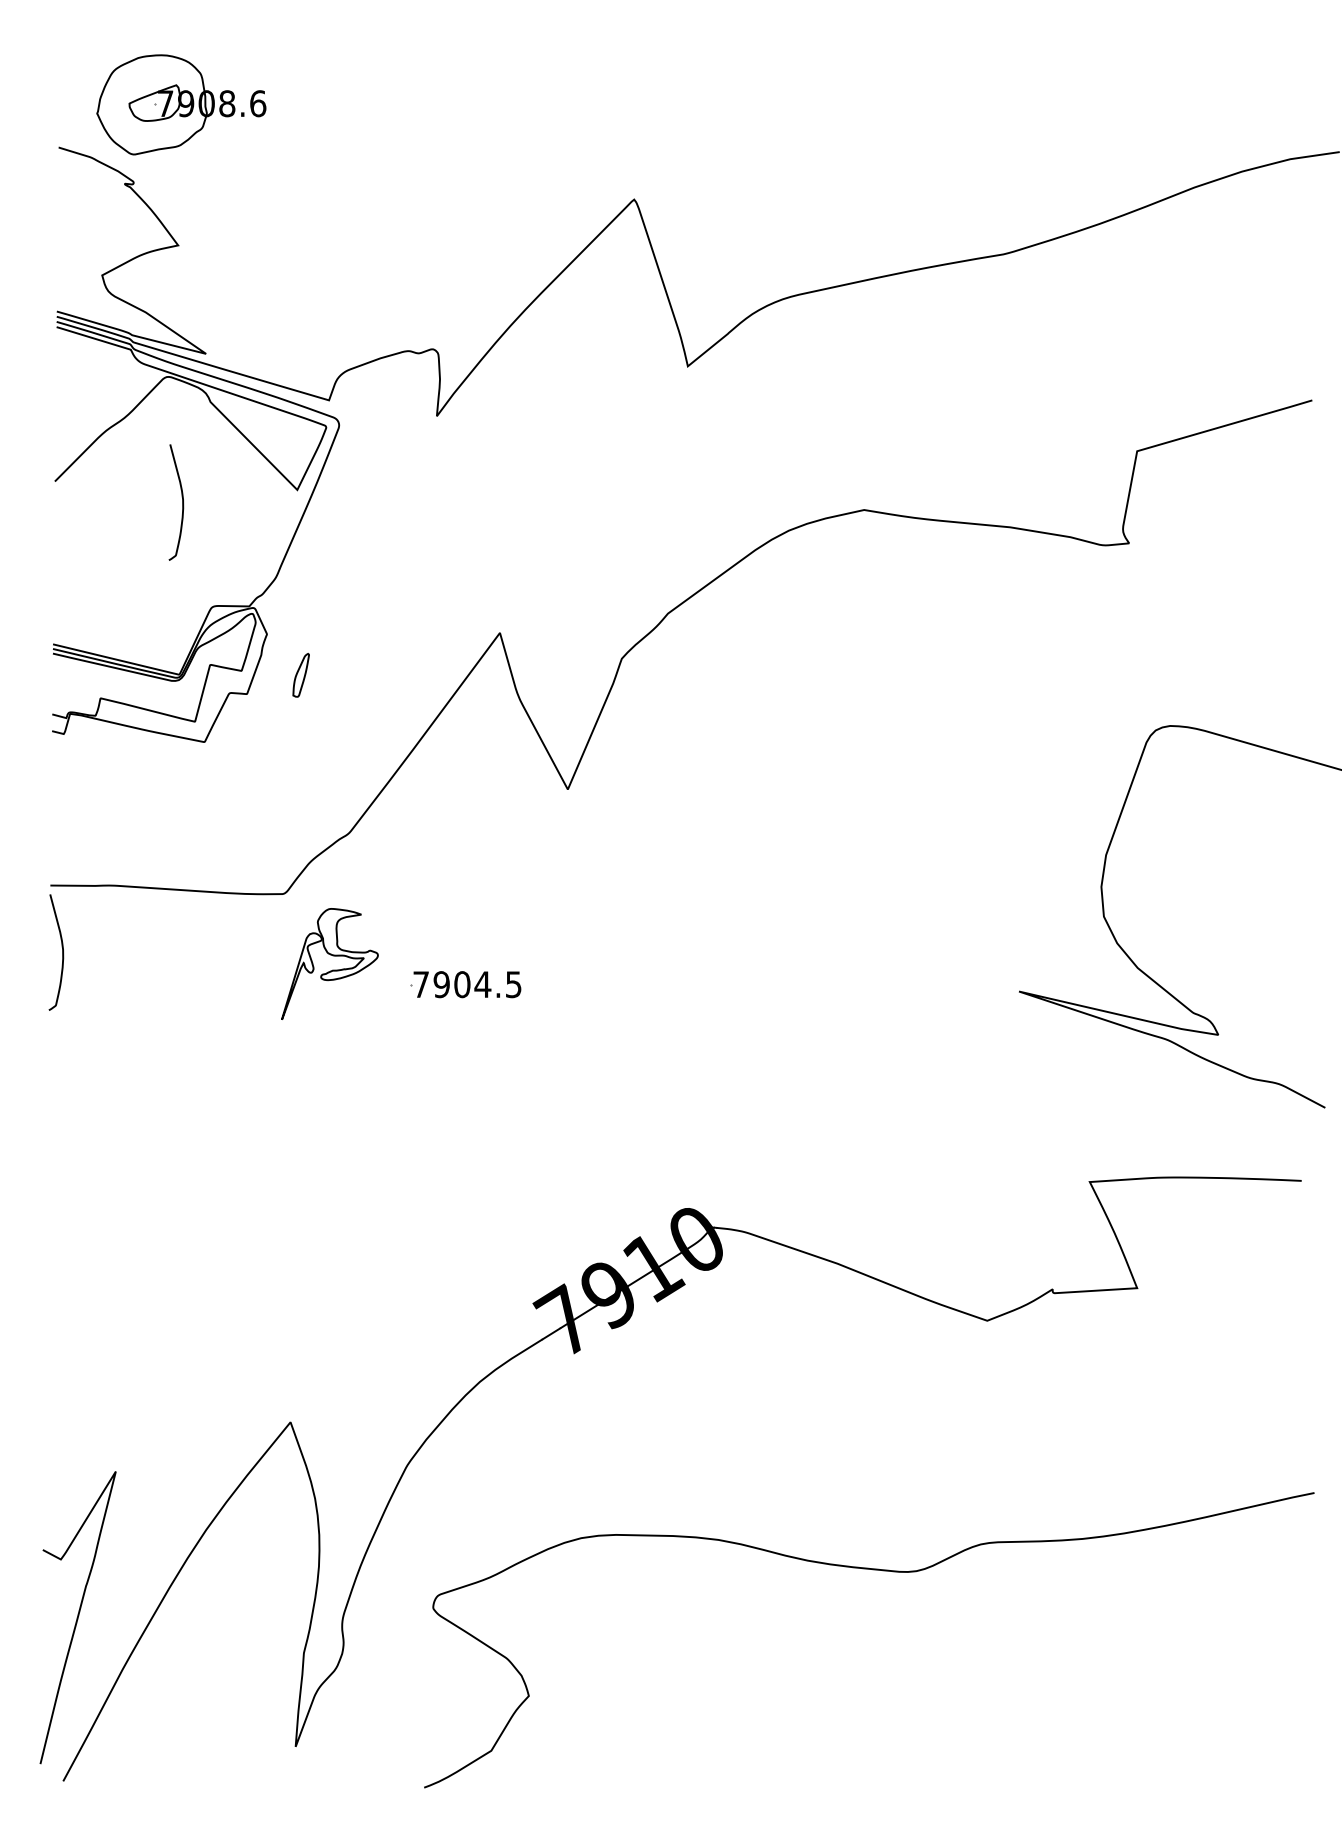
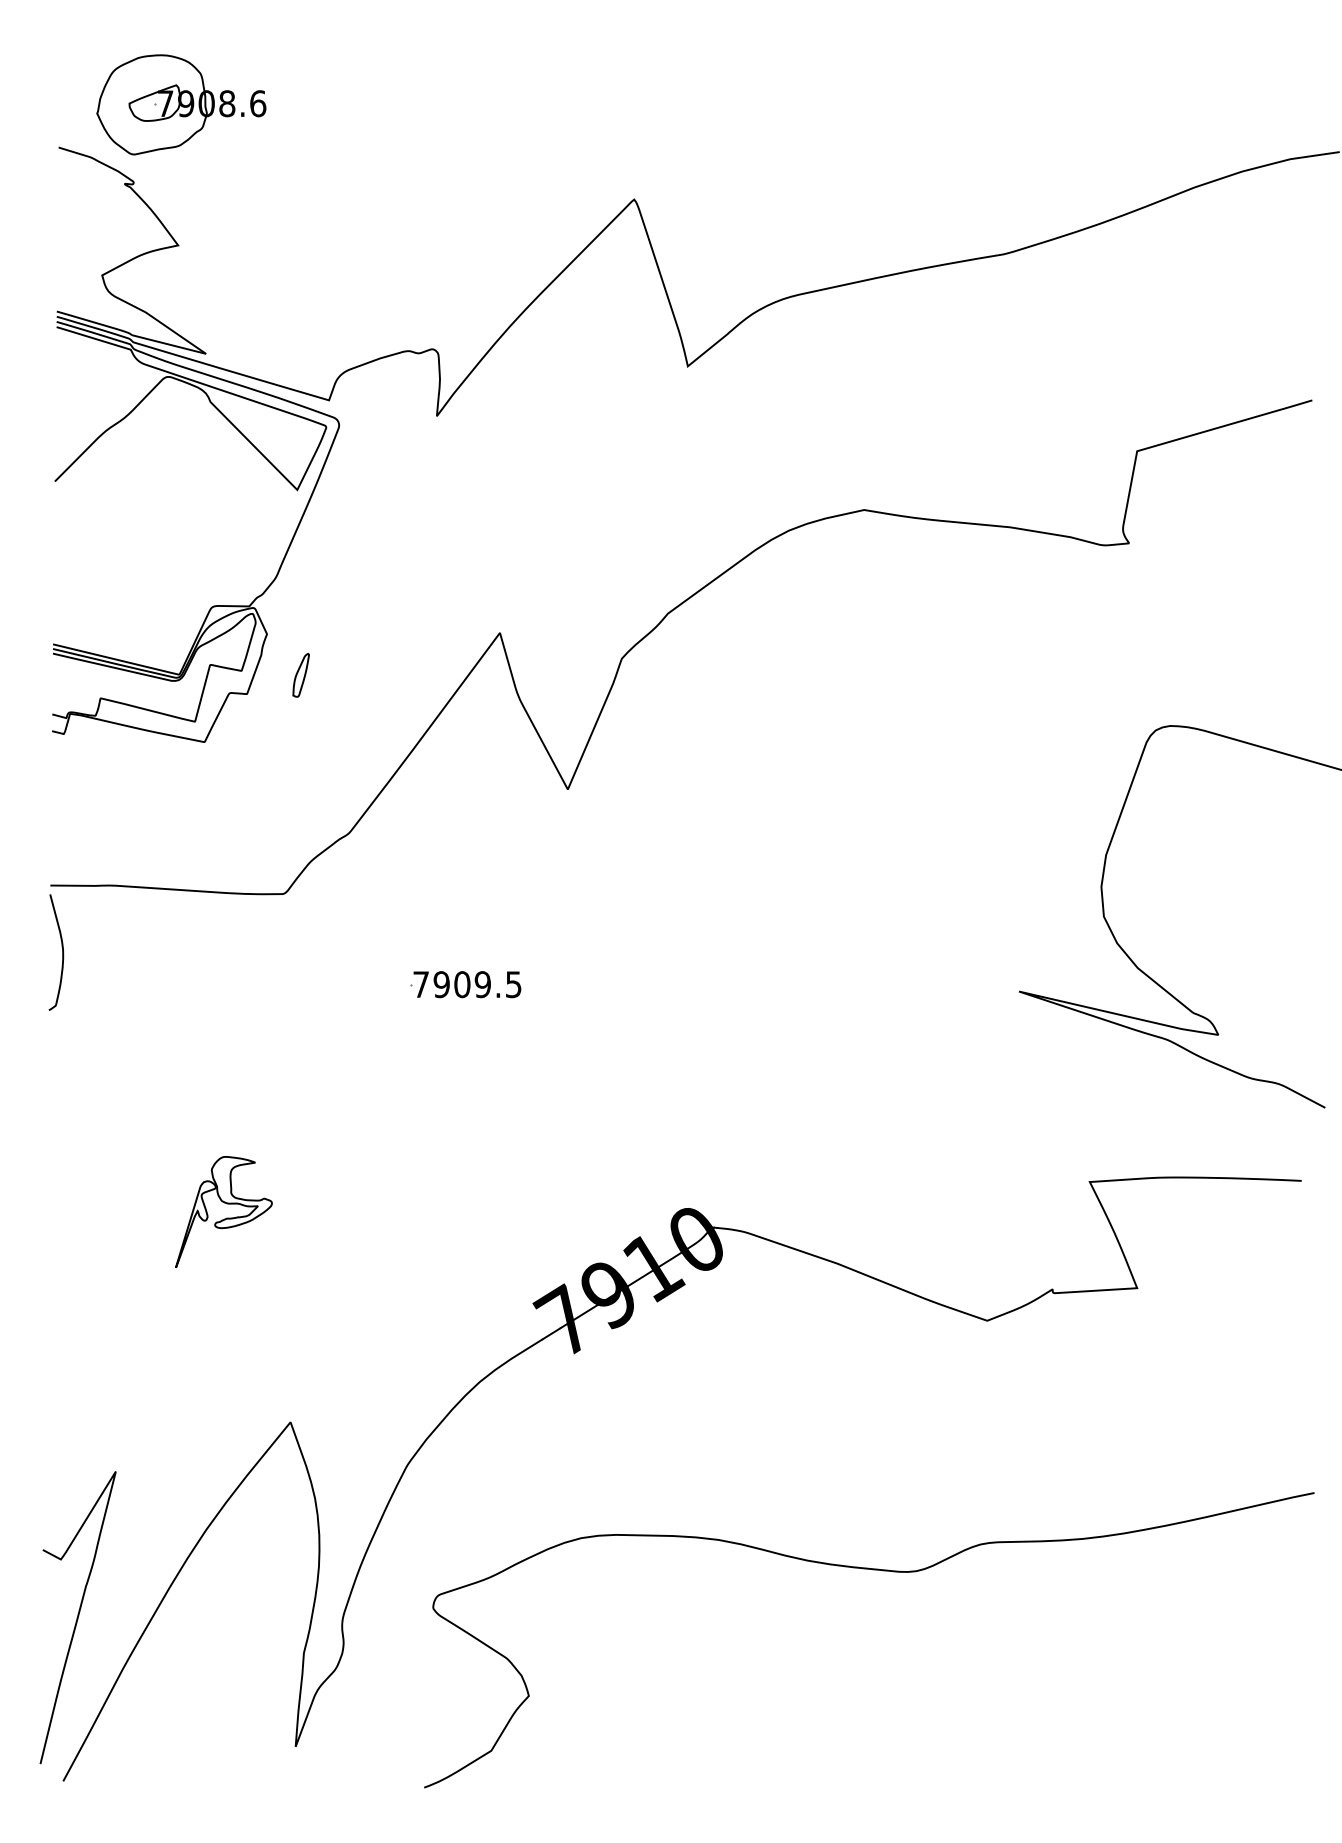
curve: present -> none (182, 502)
part position: (332, 969) -> (226, 1217) (226, 1217)
text: 7904.5 -> 7909.5 (482, 984)
